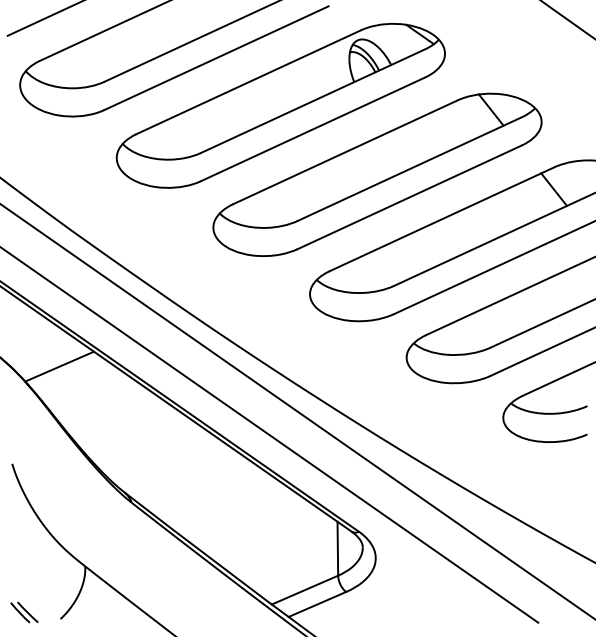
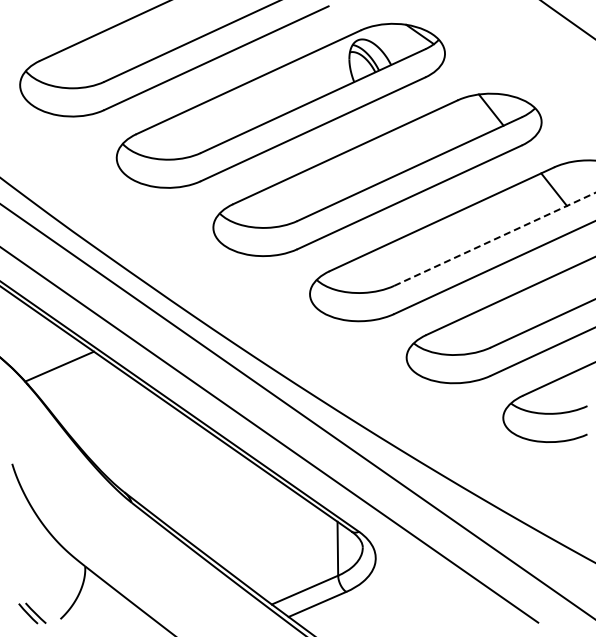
line: present -> none (43, 18)
line: solid -> dashed (495, 239)
part position: (24, 612) -> (32, 613) (32, 613)
